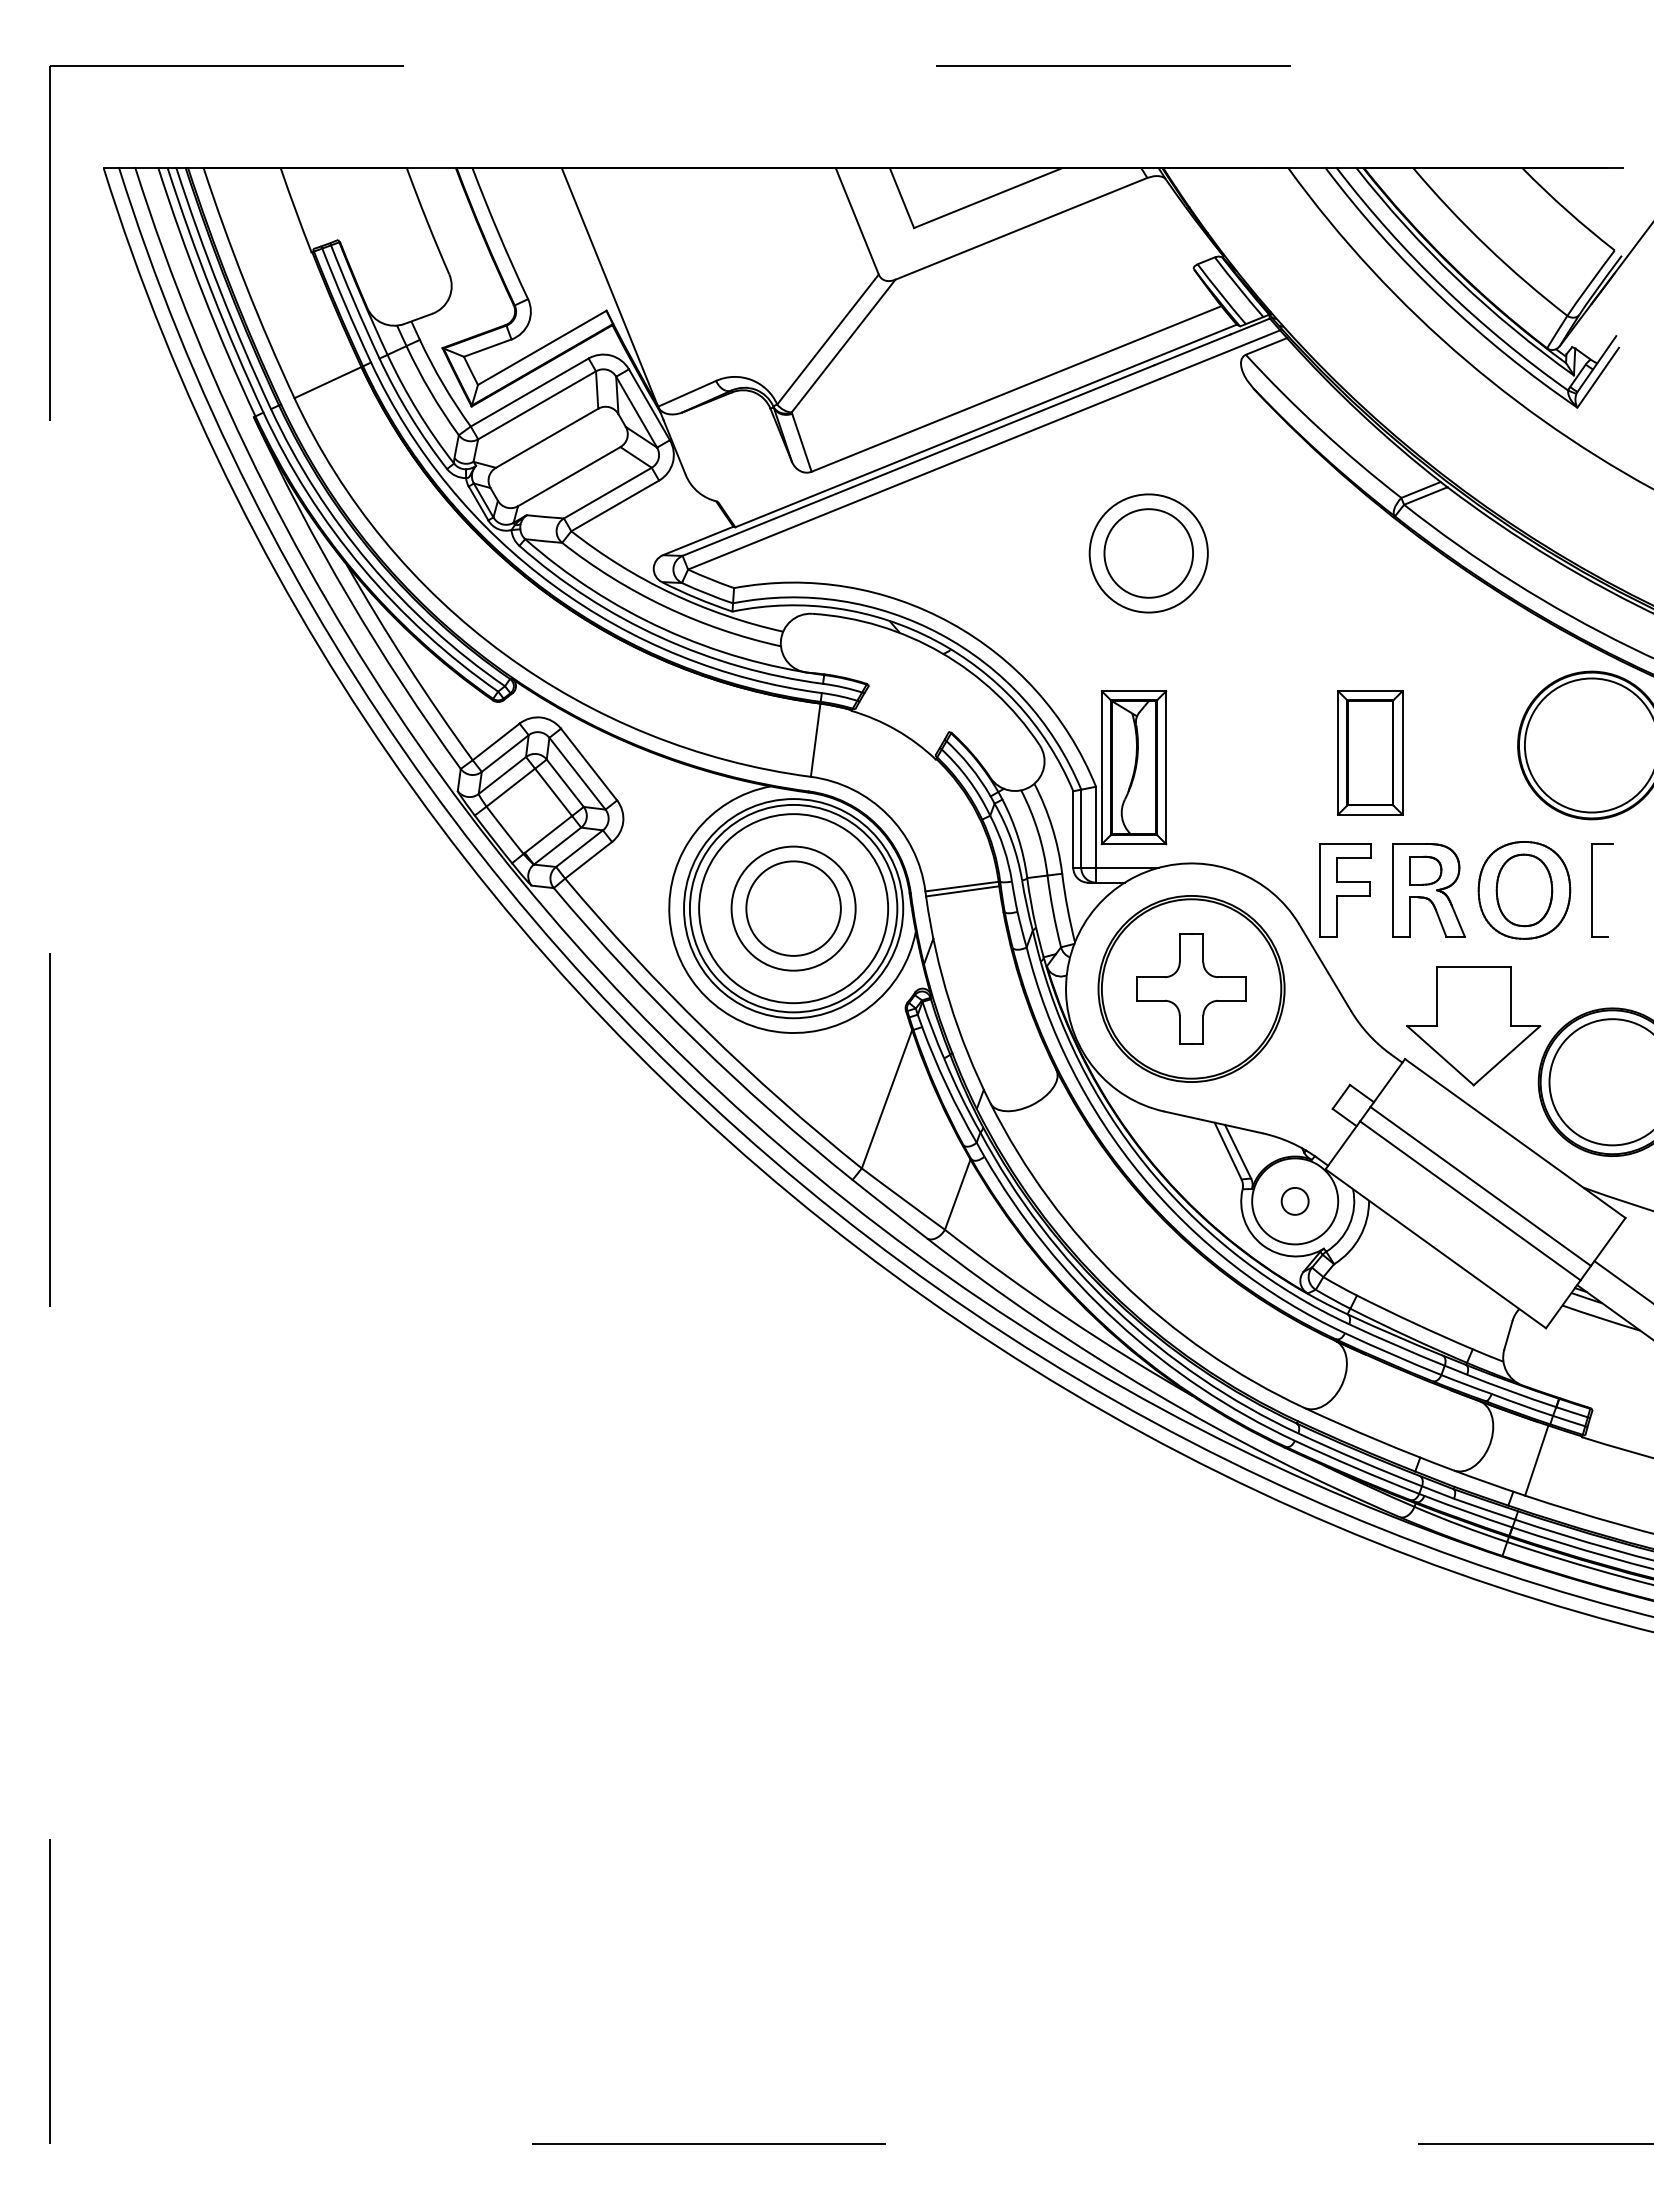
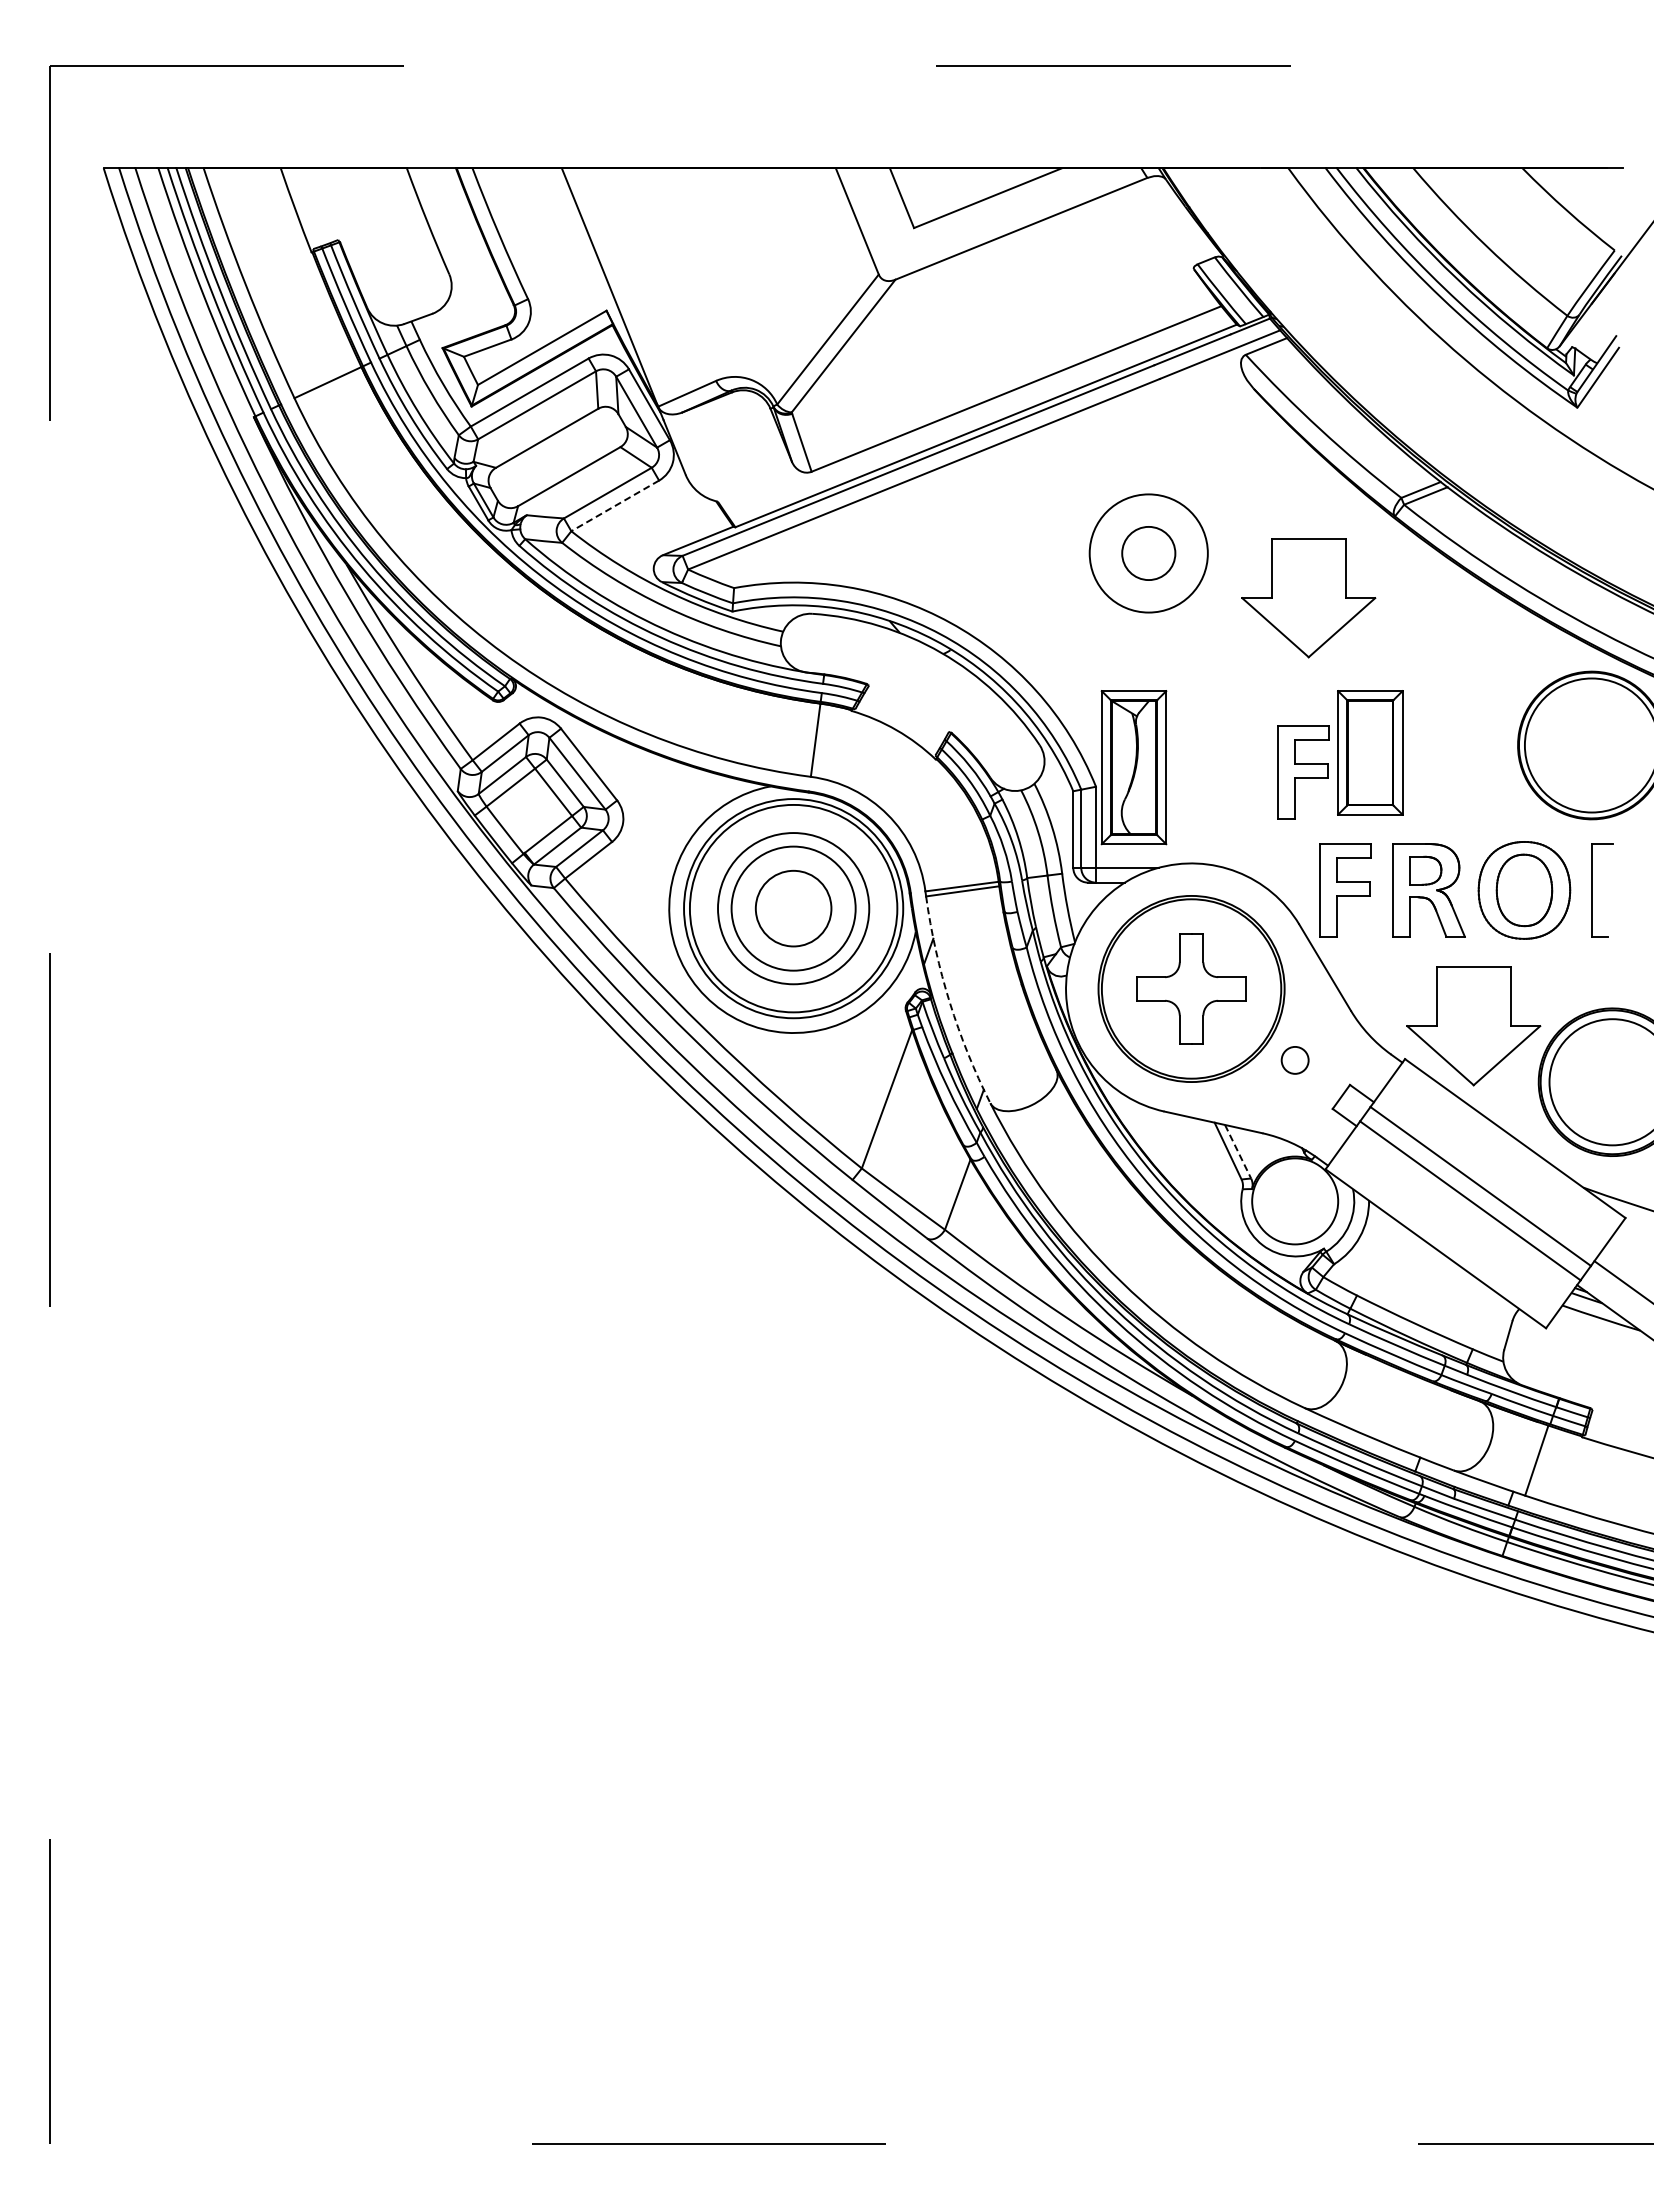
line: solid -> dashed (615, 505)
circle diameter: 89 px -> 53 px (1148, 553)
part: none -> present (1308, 598)
part: none -> present (1303, 772)
circle diameter: 189 px -> 151 px (793, 908)
circle diameter: 95 px -> 76 px (793, 908)
arc: solid -> dashed (949, 1002)
line: solid -> dashed (1238, 1151)
circle position: (1294, 1201) -> (1294, 1060) (1294, 1060)
